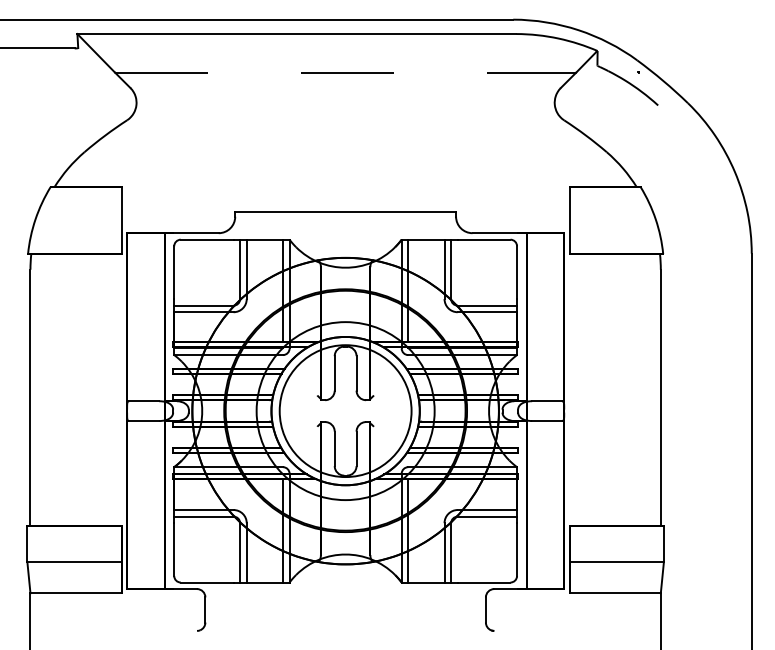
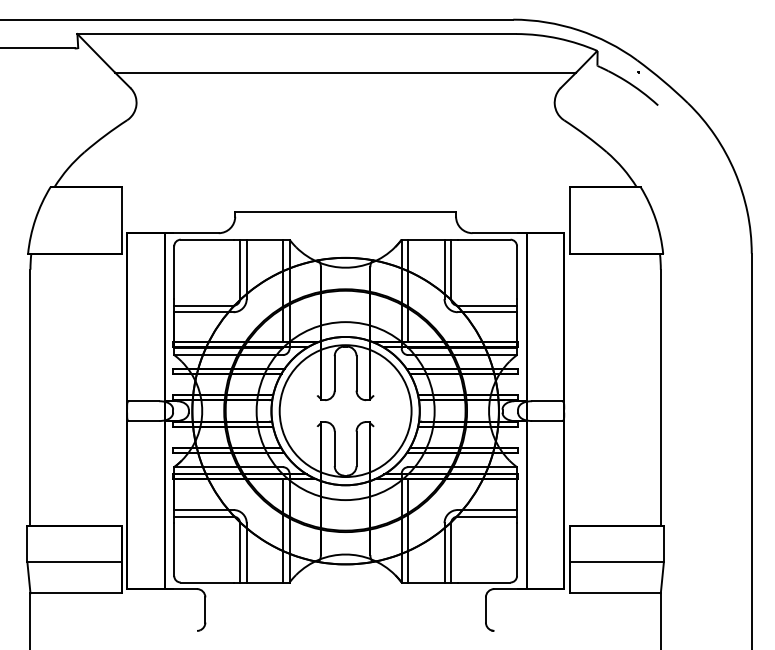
line: dashed -> solid (346, 72)
